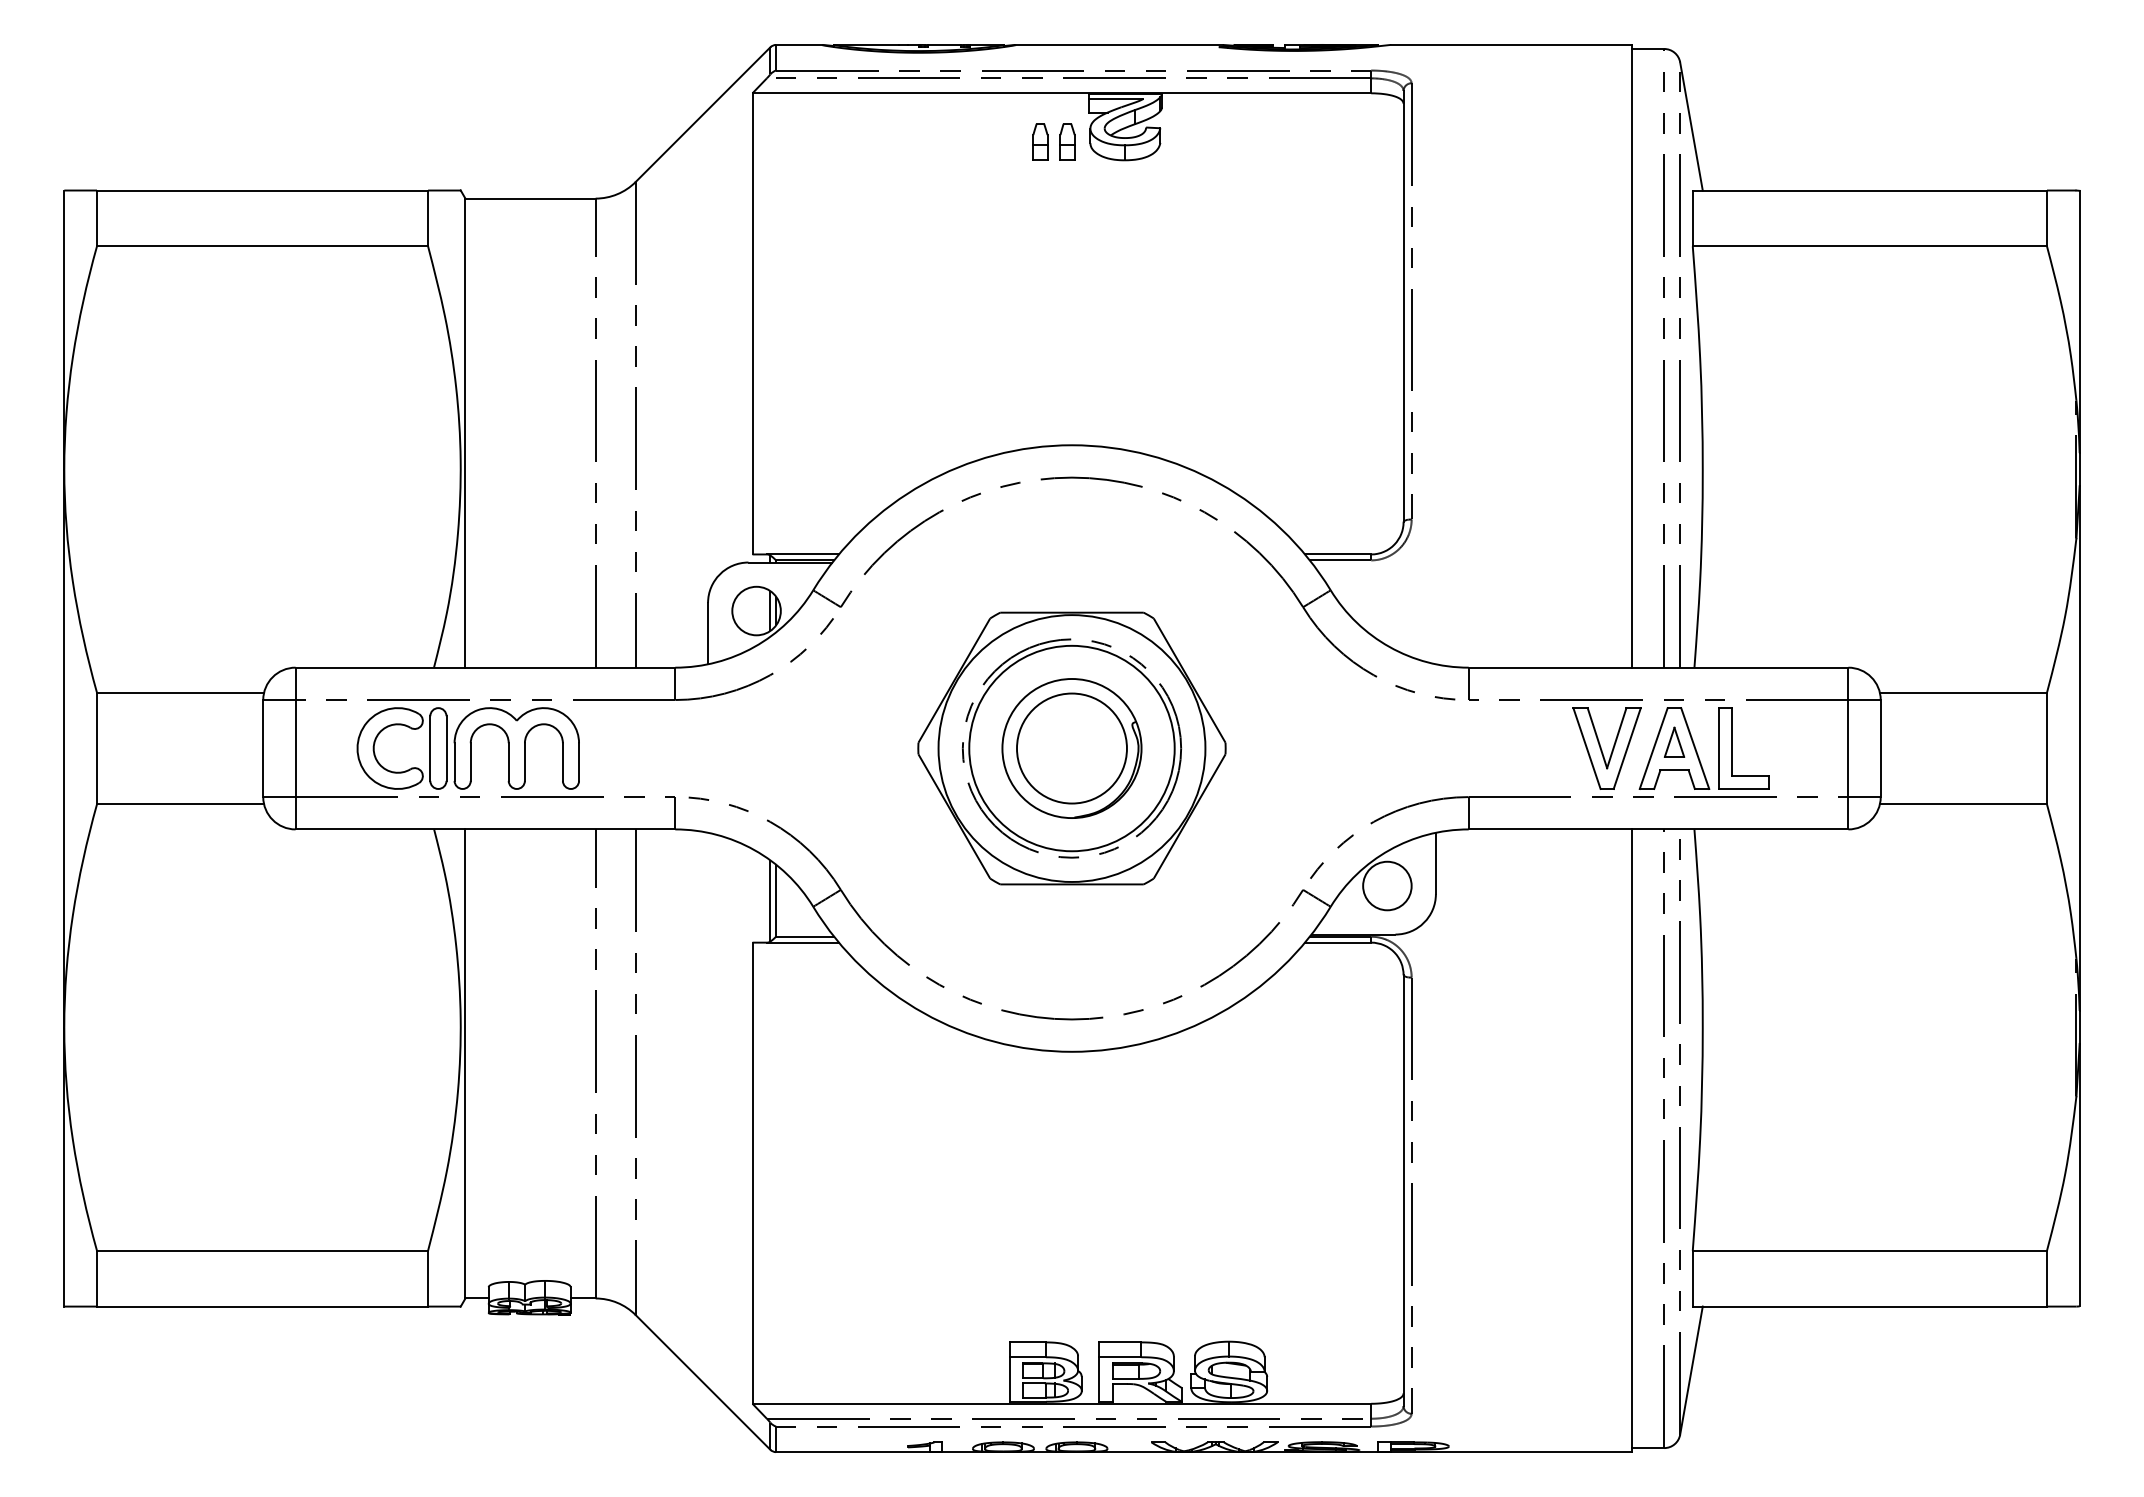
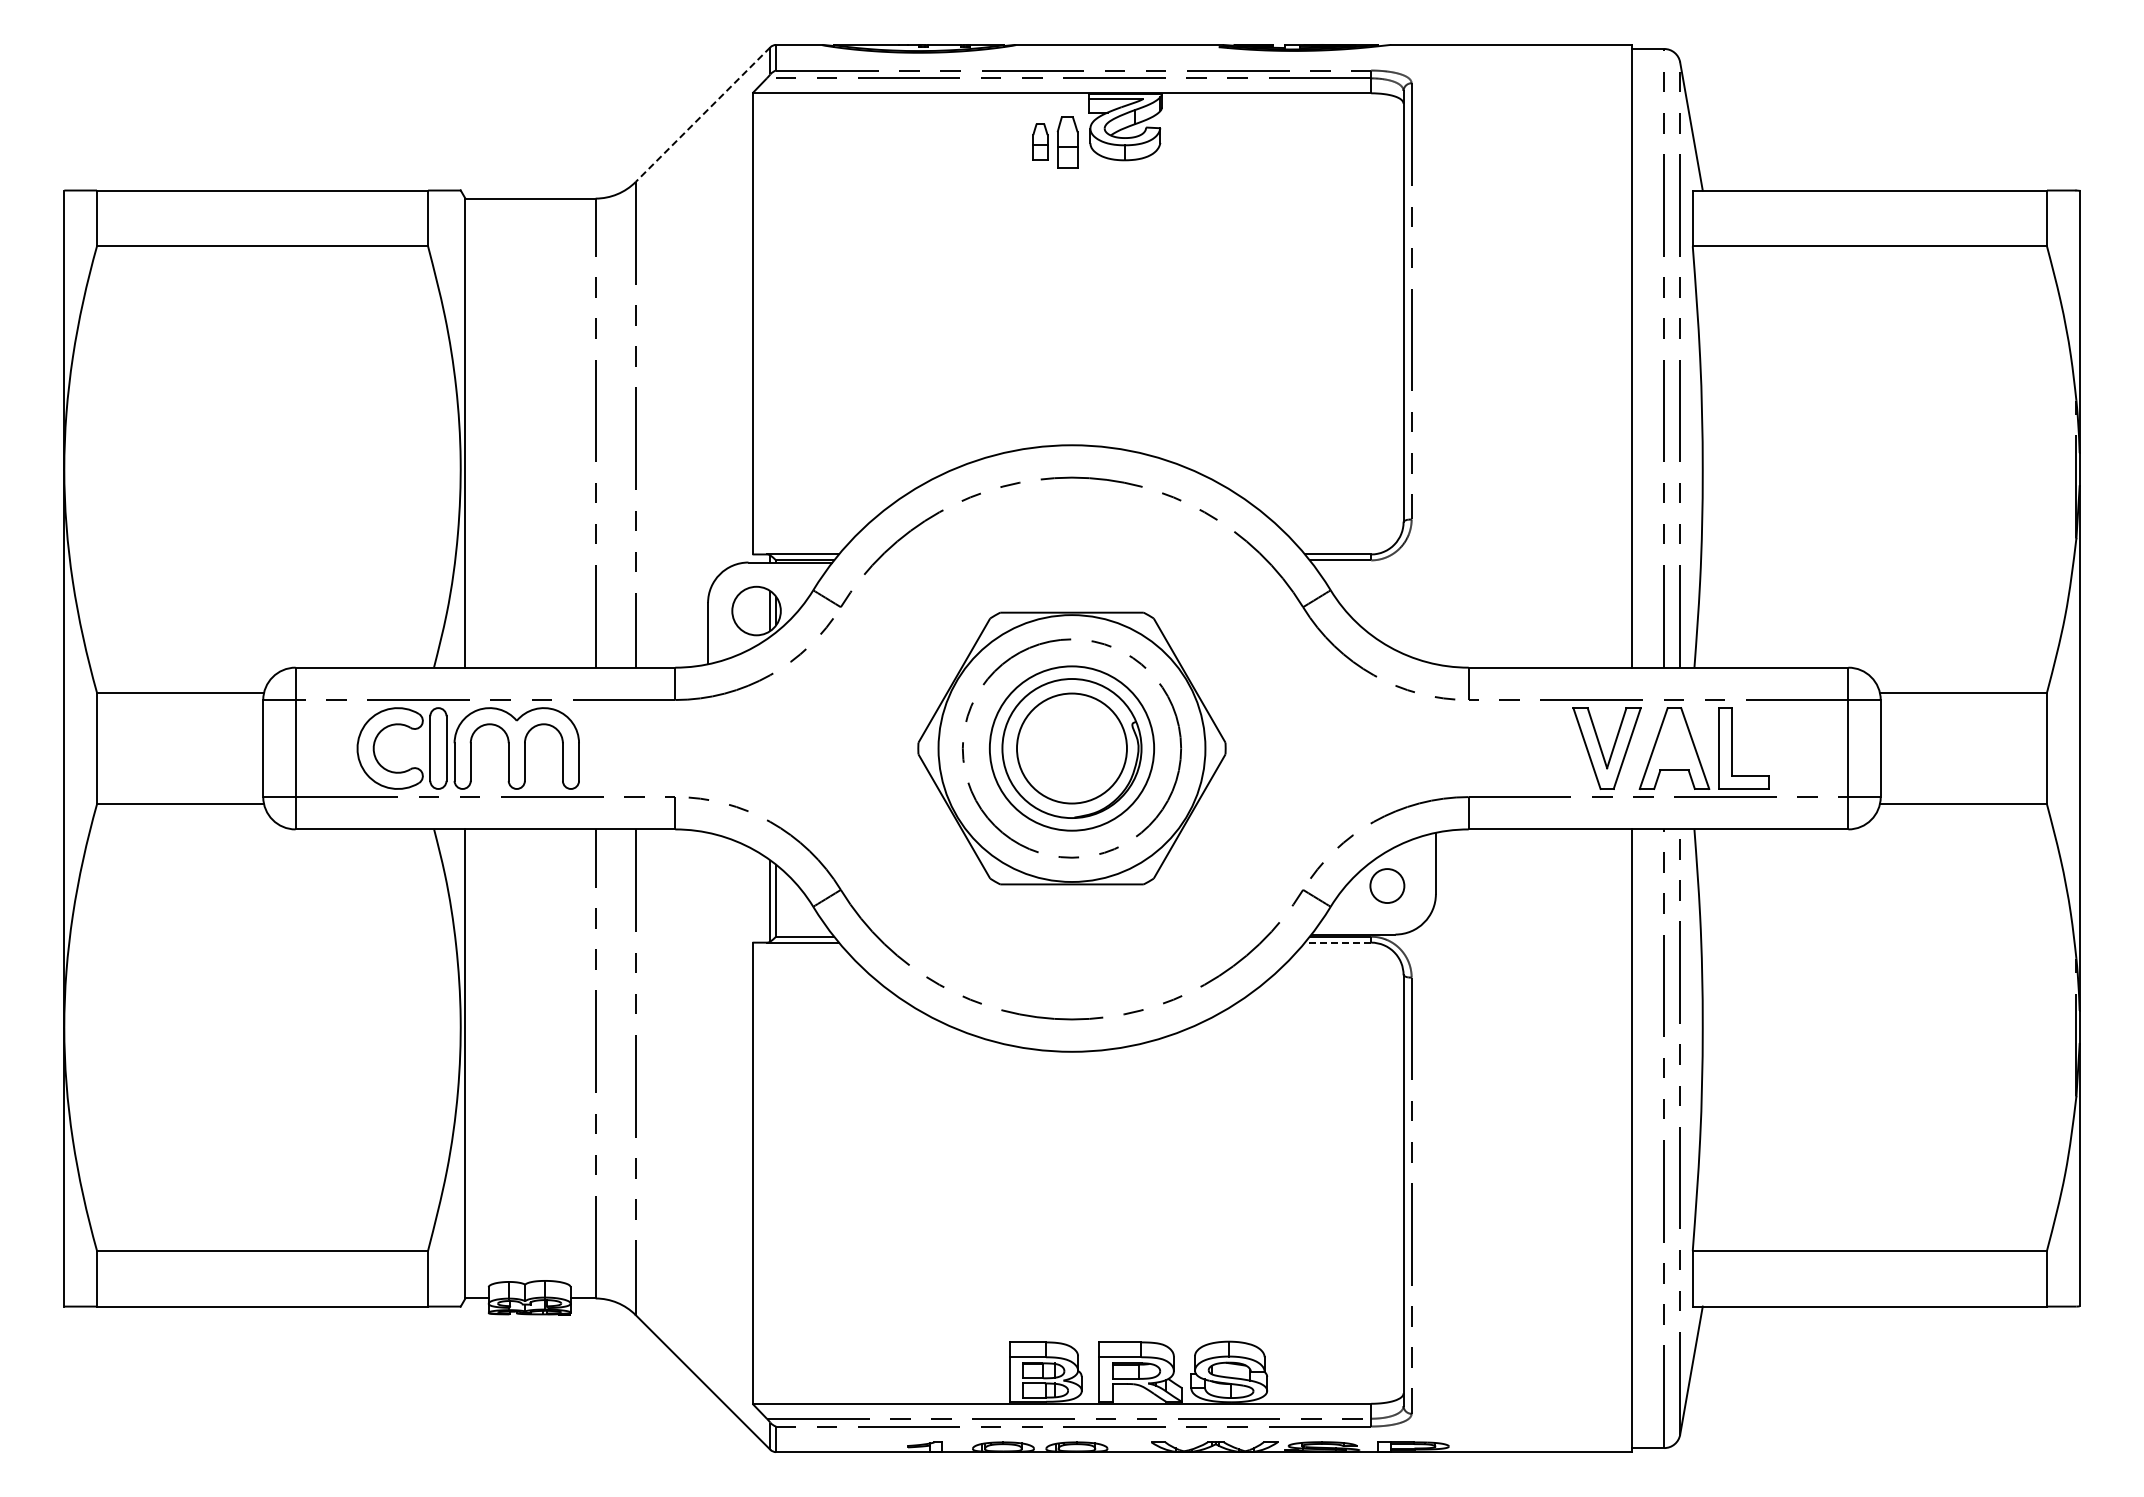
line: solid -> dashed (702, 115)
part size: 17x38 px -> 23x53 px (1067, 142)
part: present -> none (1674, 741)
circle diameter: 205 px -> 164 px (1071, 748)
circle diameter: 49 px -> 34 px (1387, 886)
line: solid -> dashed (1337, 942)
